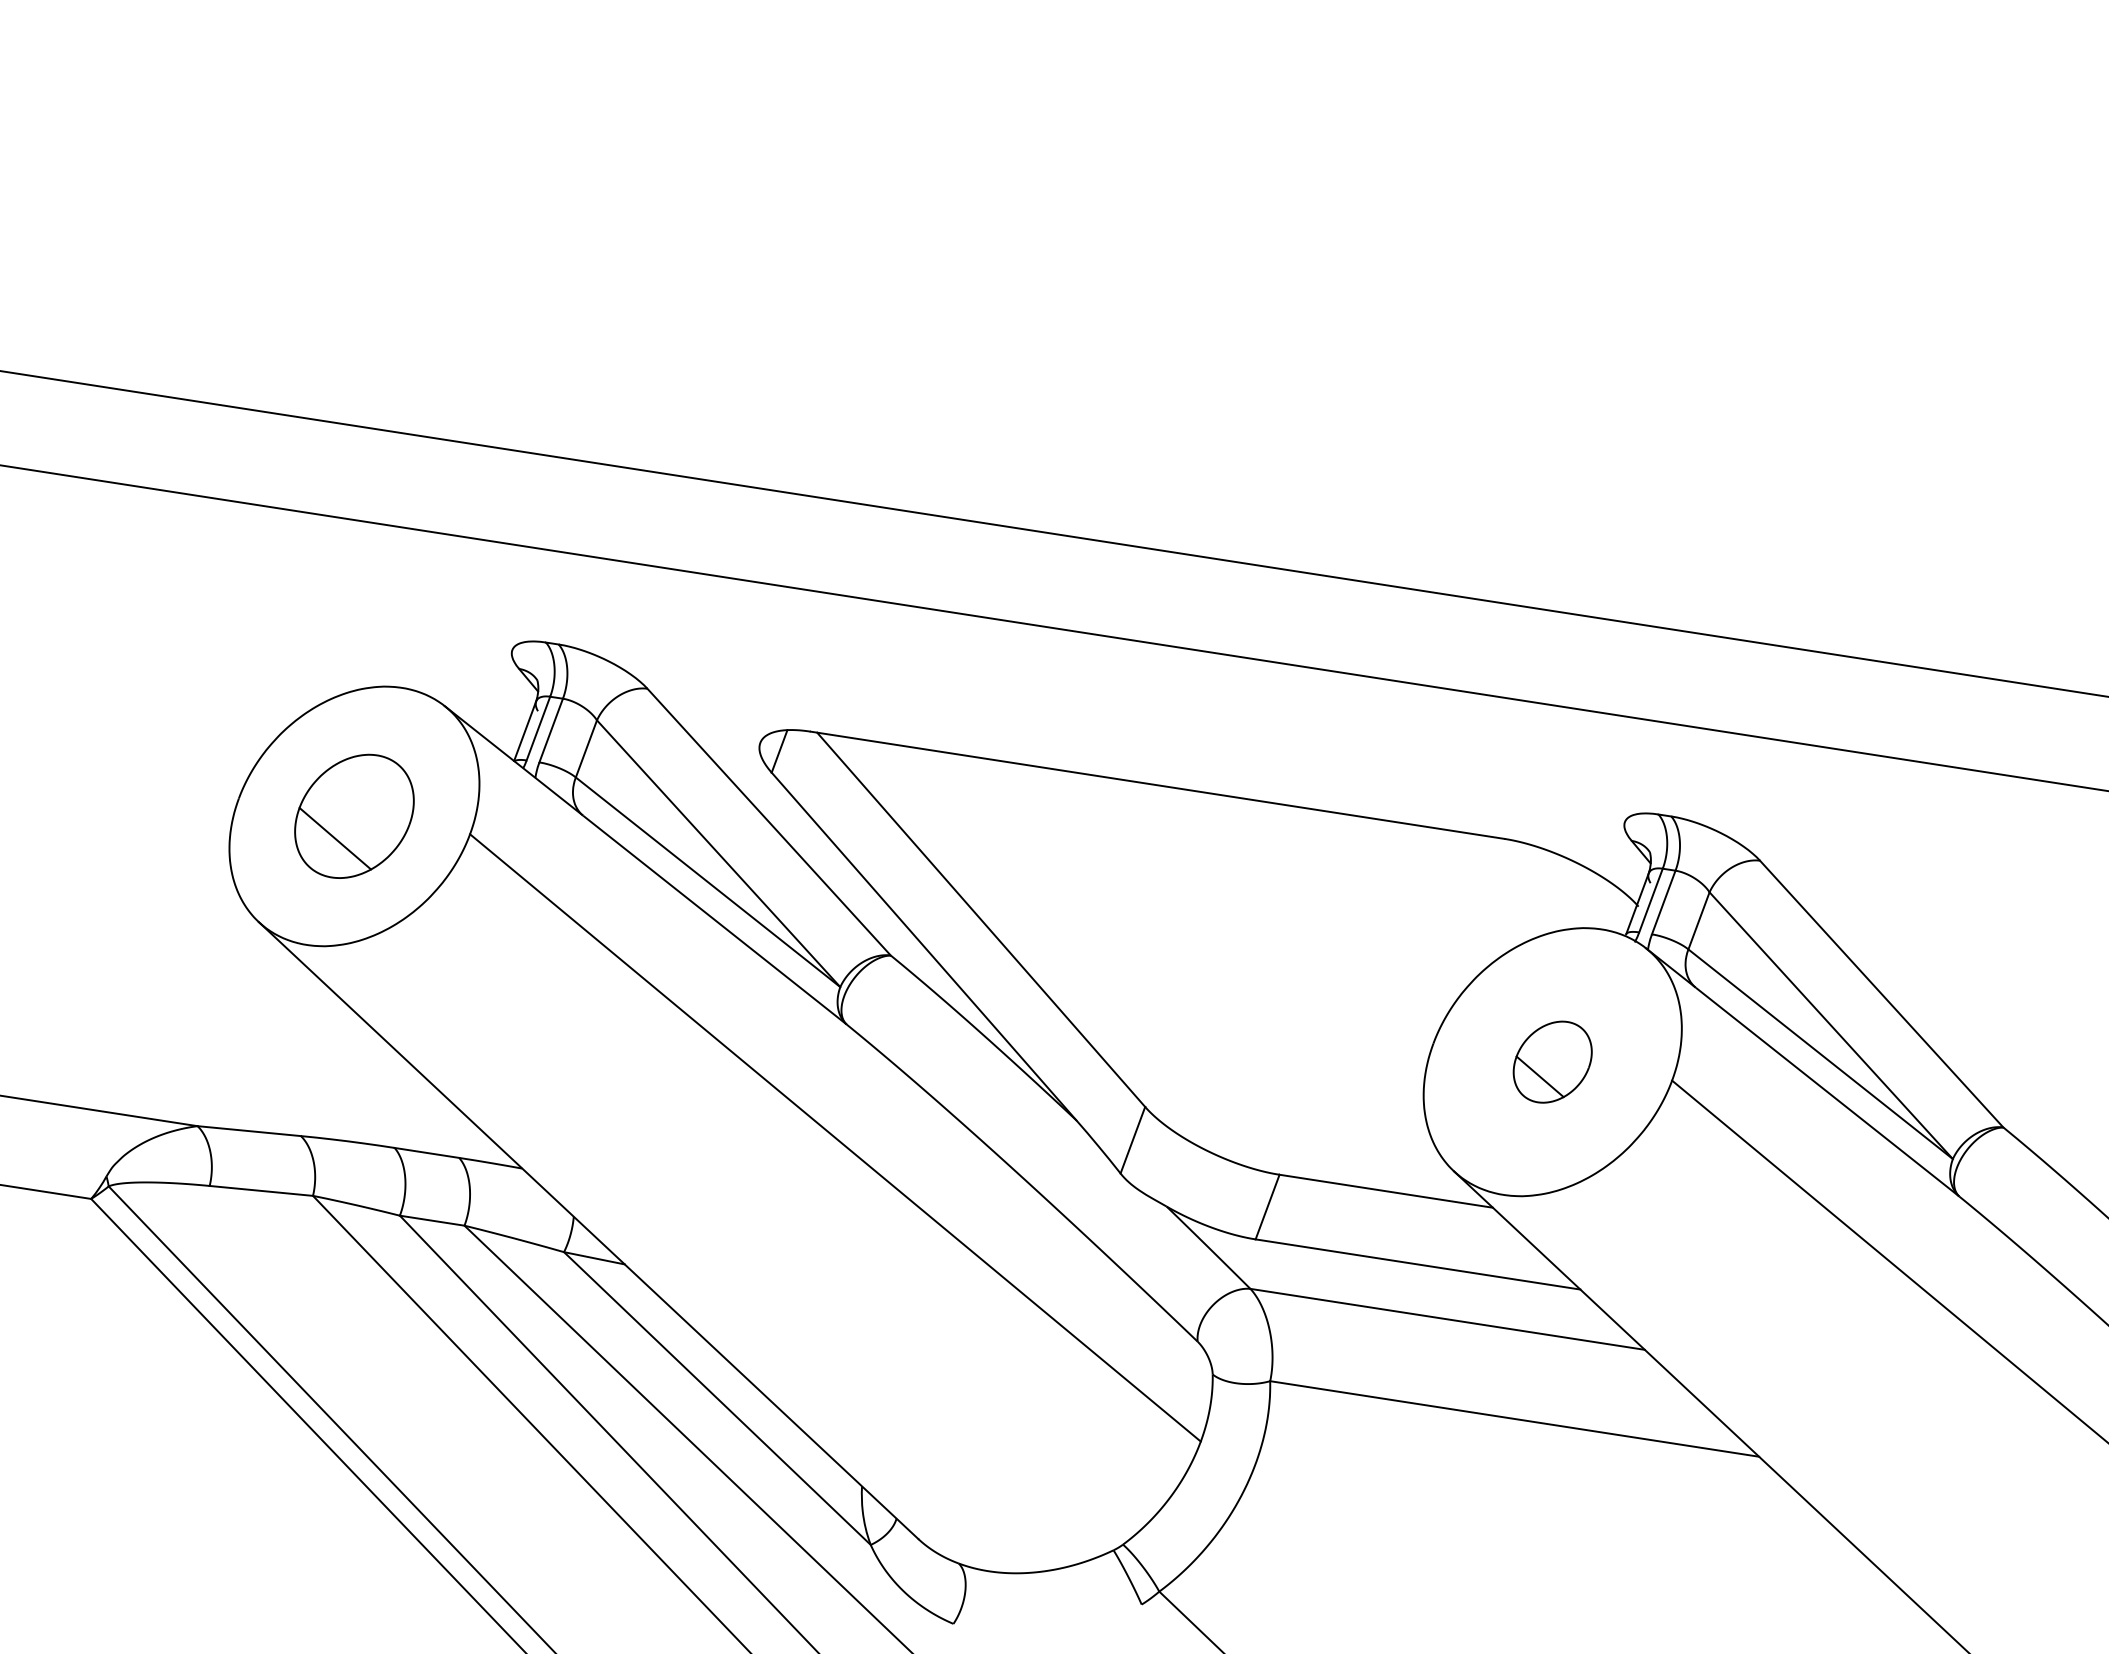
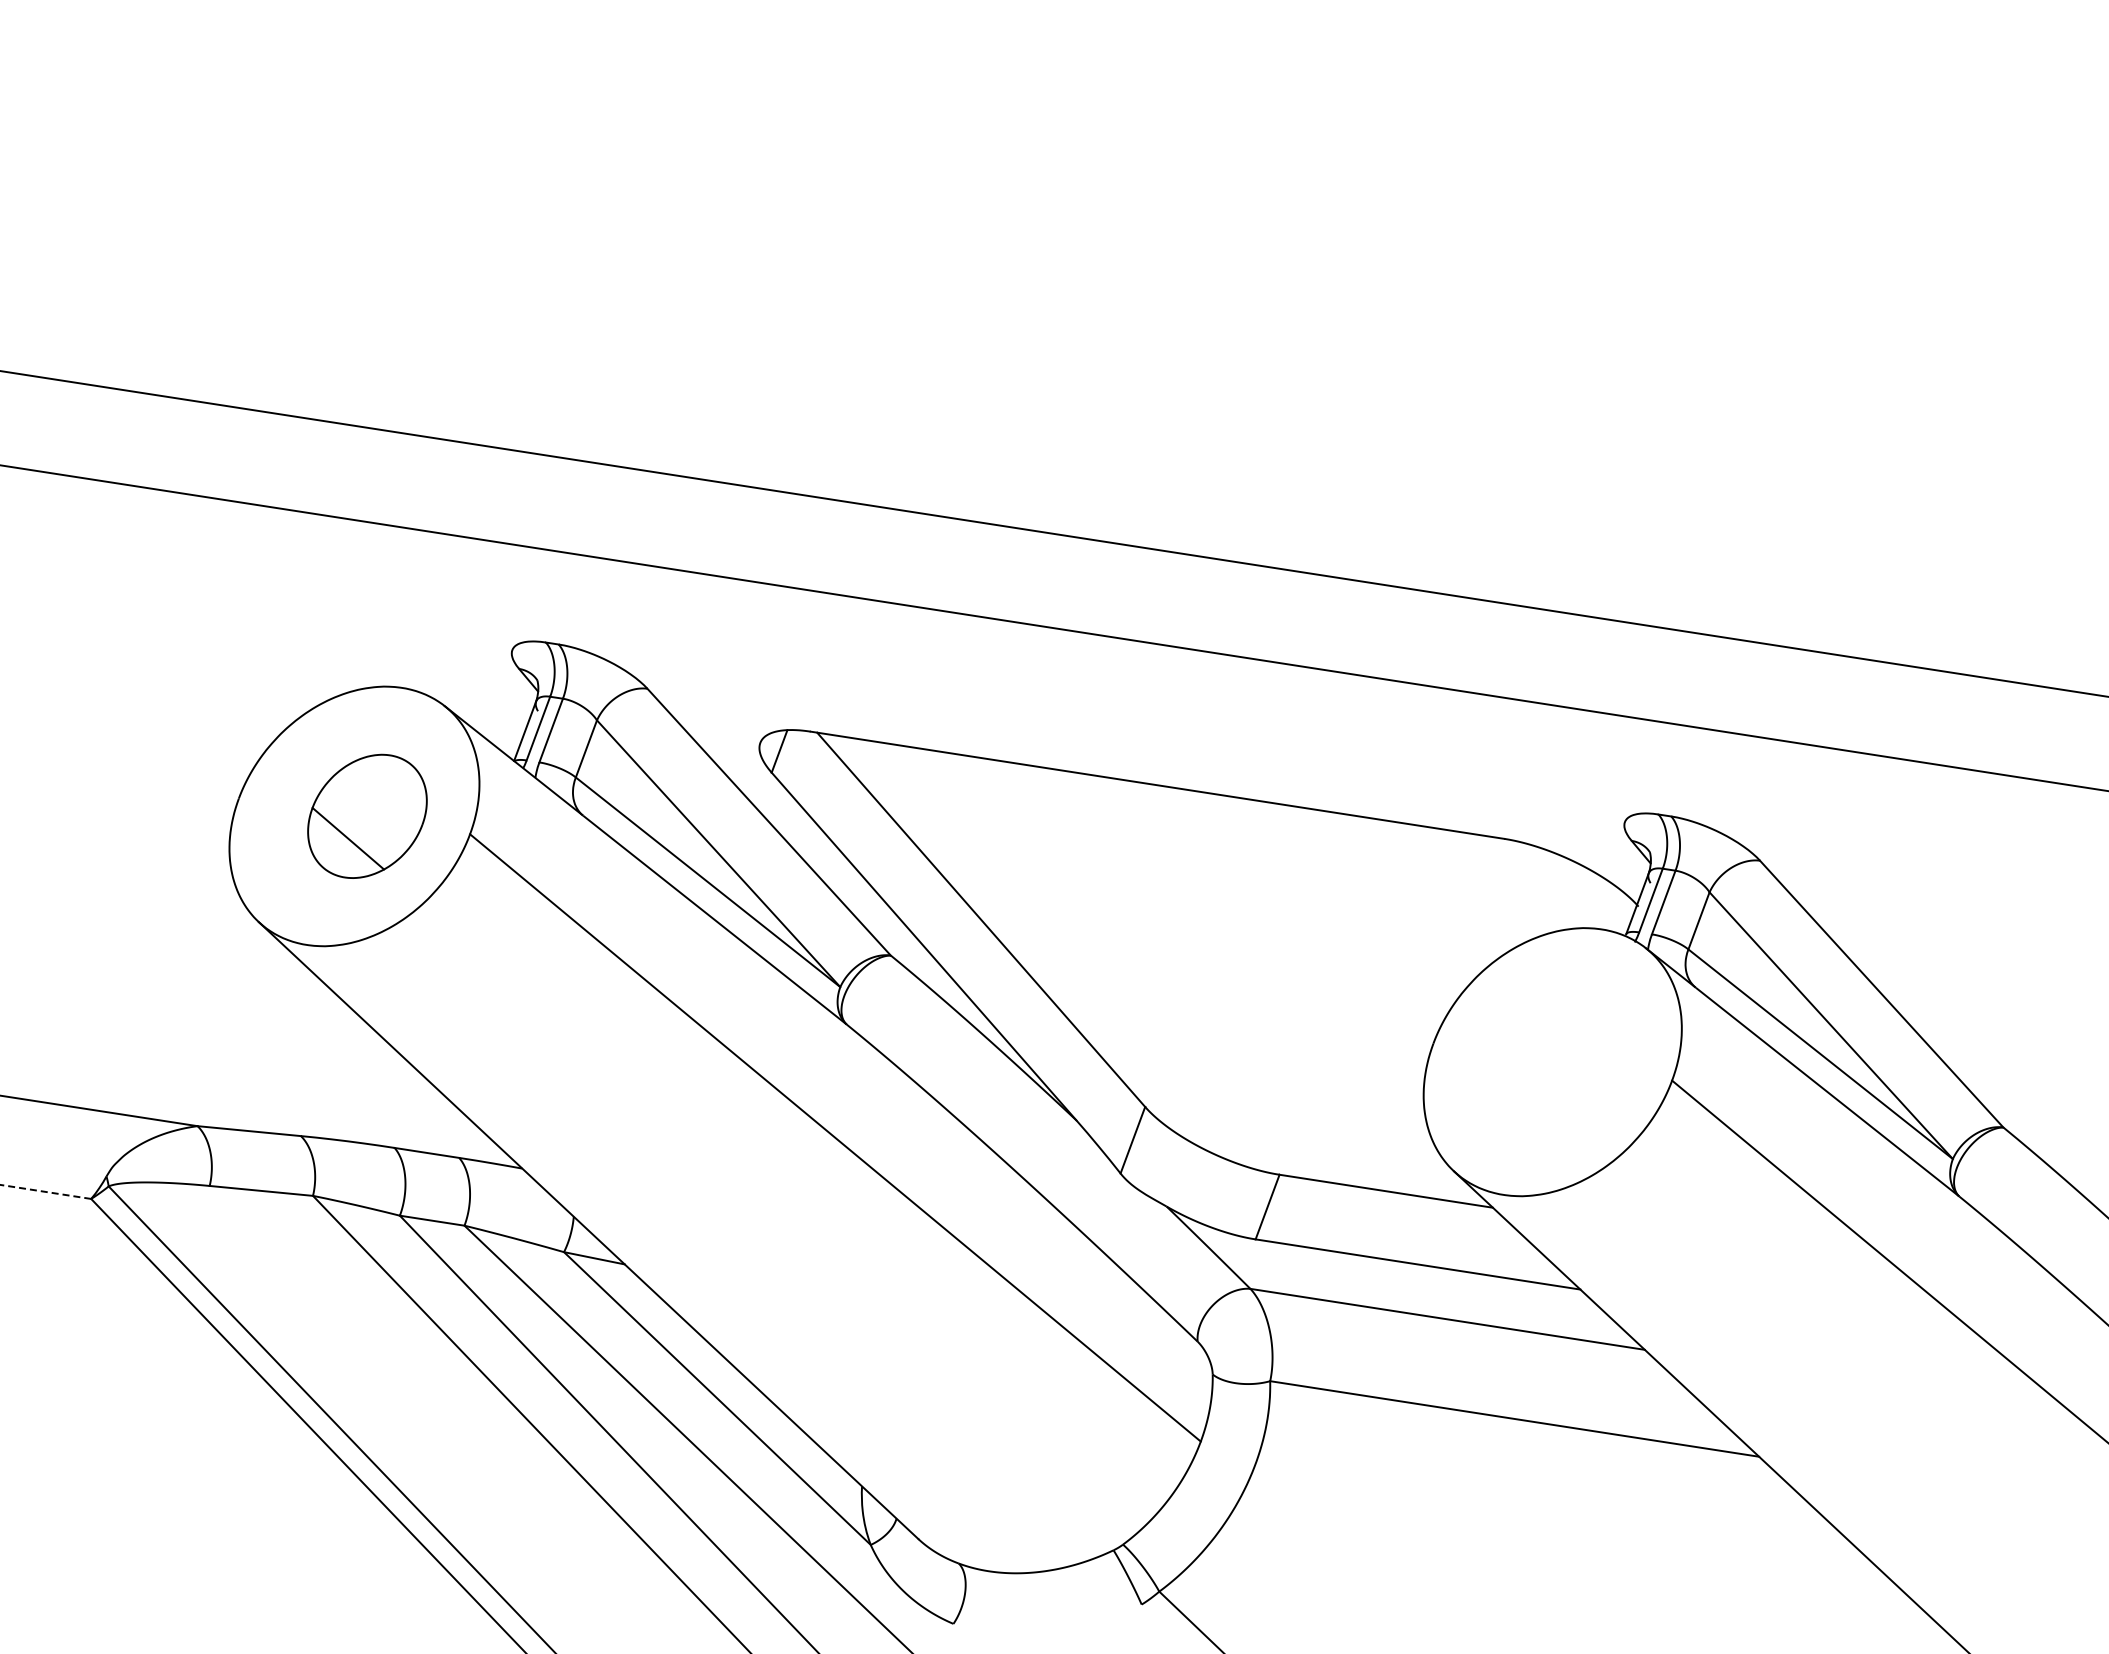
part position: (354, 815) -> (367, 815) (367, 815)
part: present -> none (1552, 1061)
line: solid -> dashed (45, 1191)
